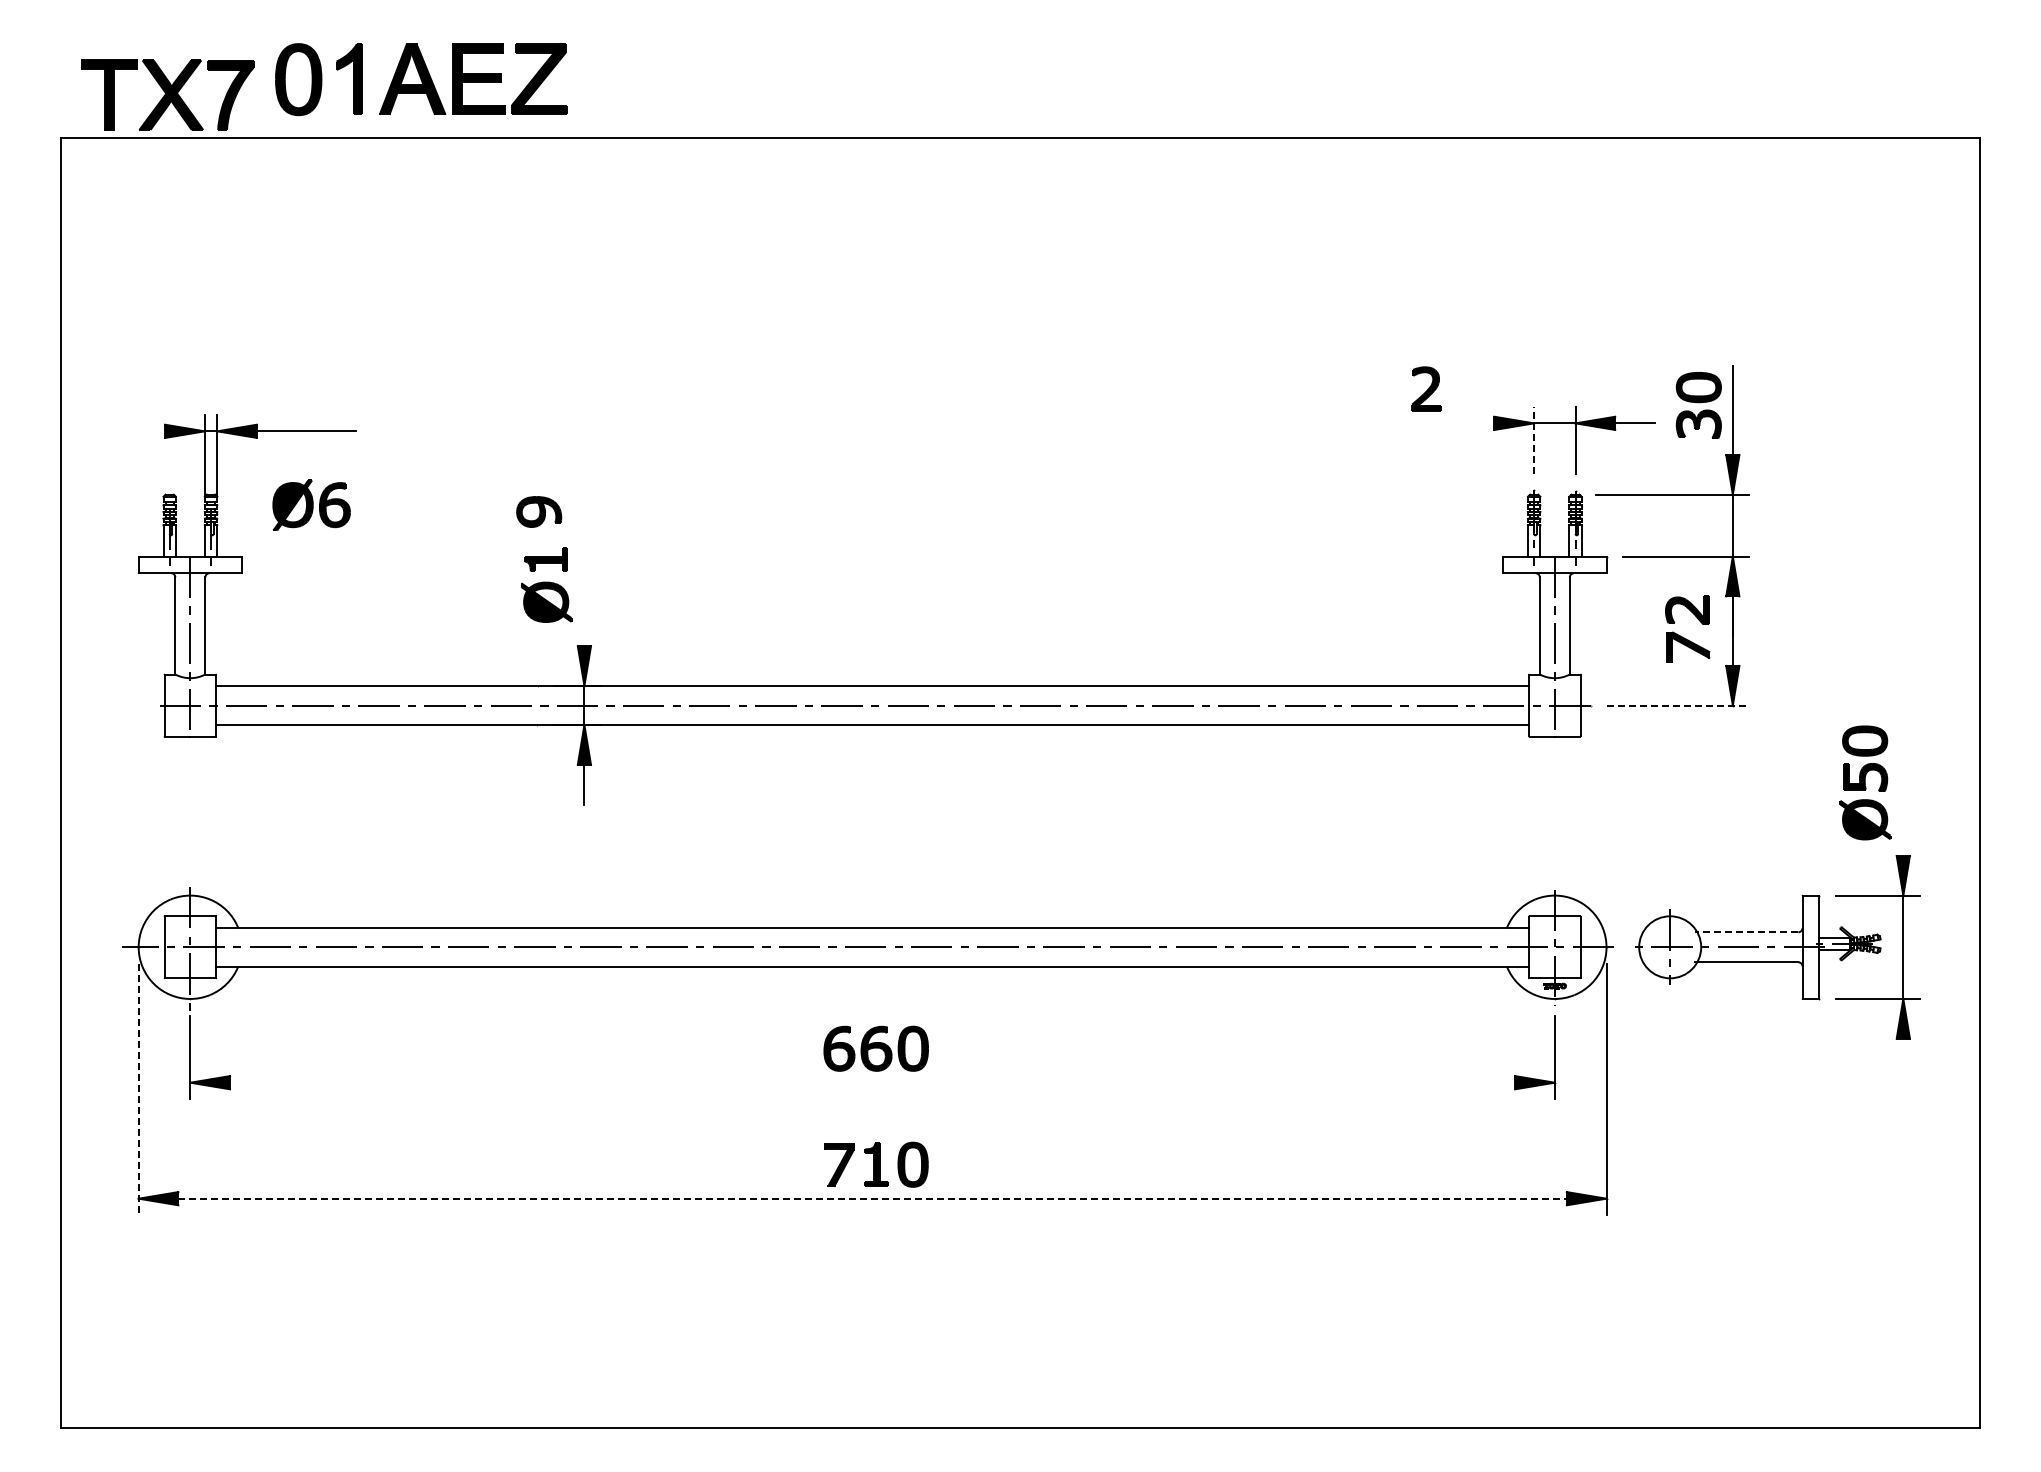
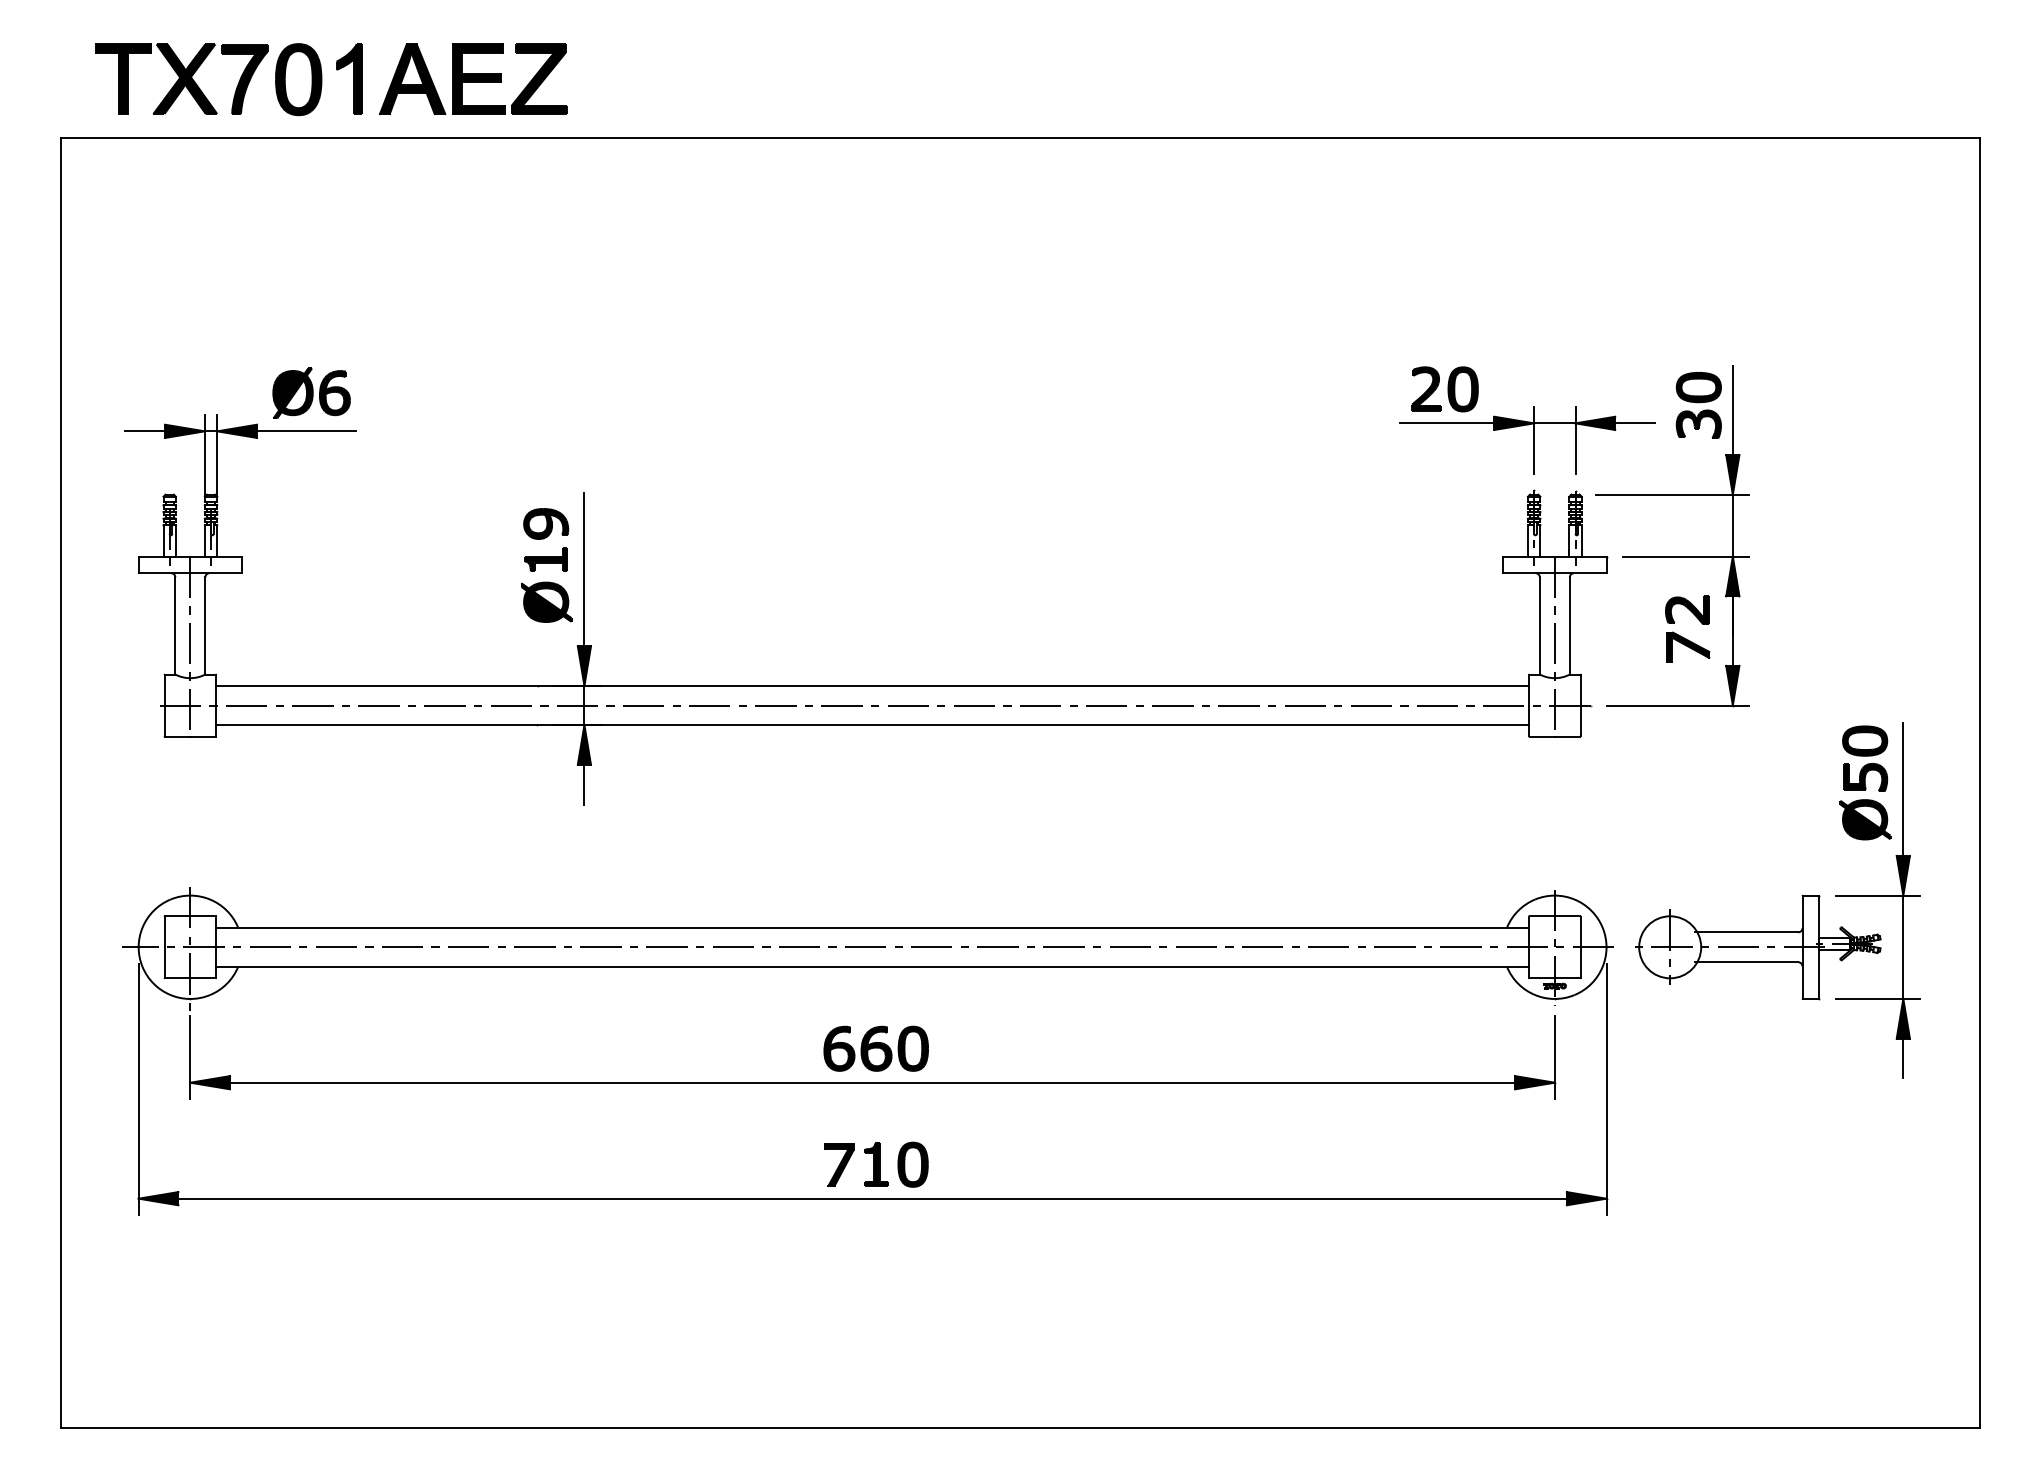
part position: (167, 94) -> (181, 78) (181, 78)
part: none -> present (1462, 389)
line: none -> present (1447, 423)
line: none -> present (145, 431)
line: dashed -> solid (1534, 440)
part position: (311, 504) -> (311, 392) (311, 392)
part position: (539, 511) -> (546, 523) (546, 523)
line: none -> present (584, 569)
line: dashed -> solid (1678, 705)
line: none -> present (1903, 788)
line: dashed -> solid (1746, 932)
line: none -> present (1903, 1058)
line: none -> present (872, 1082)
line: dashed -> solid (138, 1089)
line: dashed -> solid (873, 1198)
